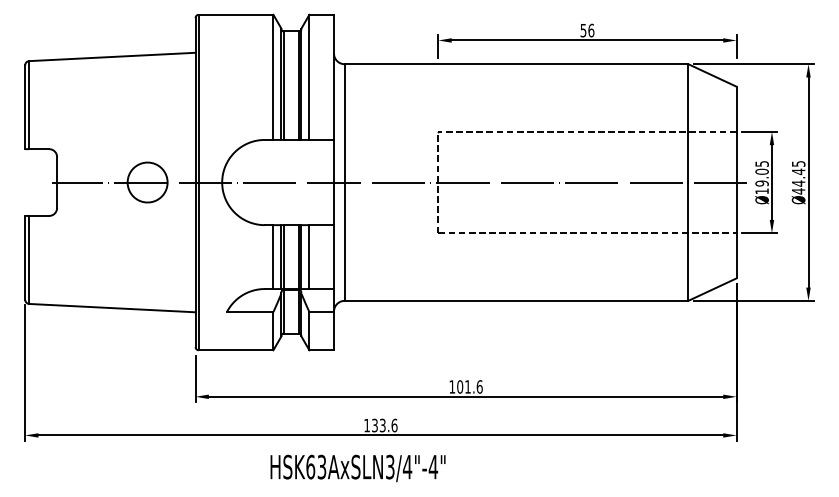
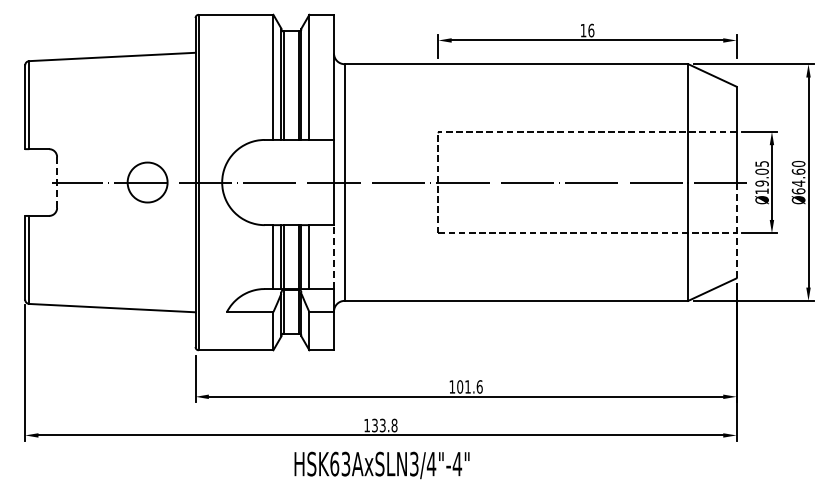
text: 56 -> 16 (583, 30)
text: Ø44.45 -> Ø64.60 (798, 177)
line: solid -> dashed (57, 183)
line: solid -> dashed (736, 230)
line: solid -> dashed (334, 257)
text: 133.6 -> 133.8 (394, 425)
text position: (357, 468) -> (381, 465) (381, 465)
